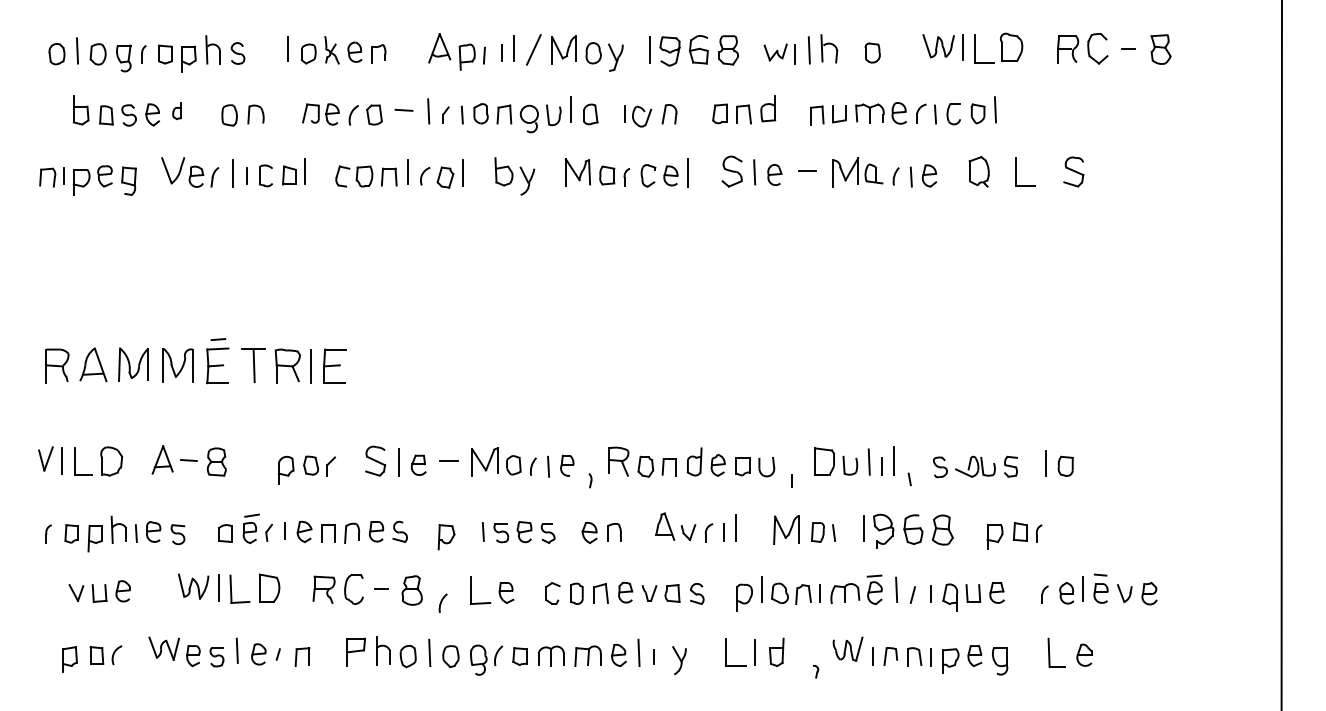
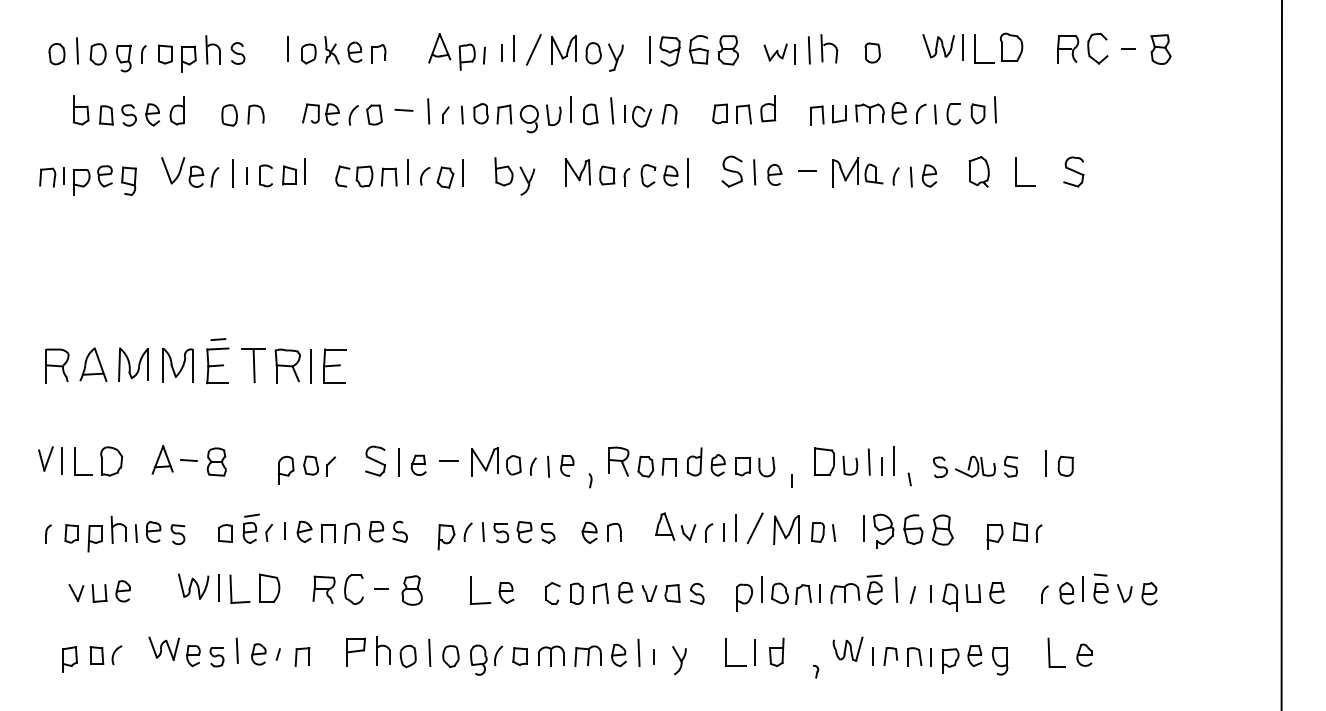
line: none -> present (612, 110)
part size: 10x19 px -> 16x30 px (176, 110)
line: none -> present (754, 528)
arc position: (442, 601) -> (467, 530) (467, 530)
